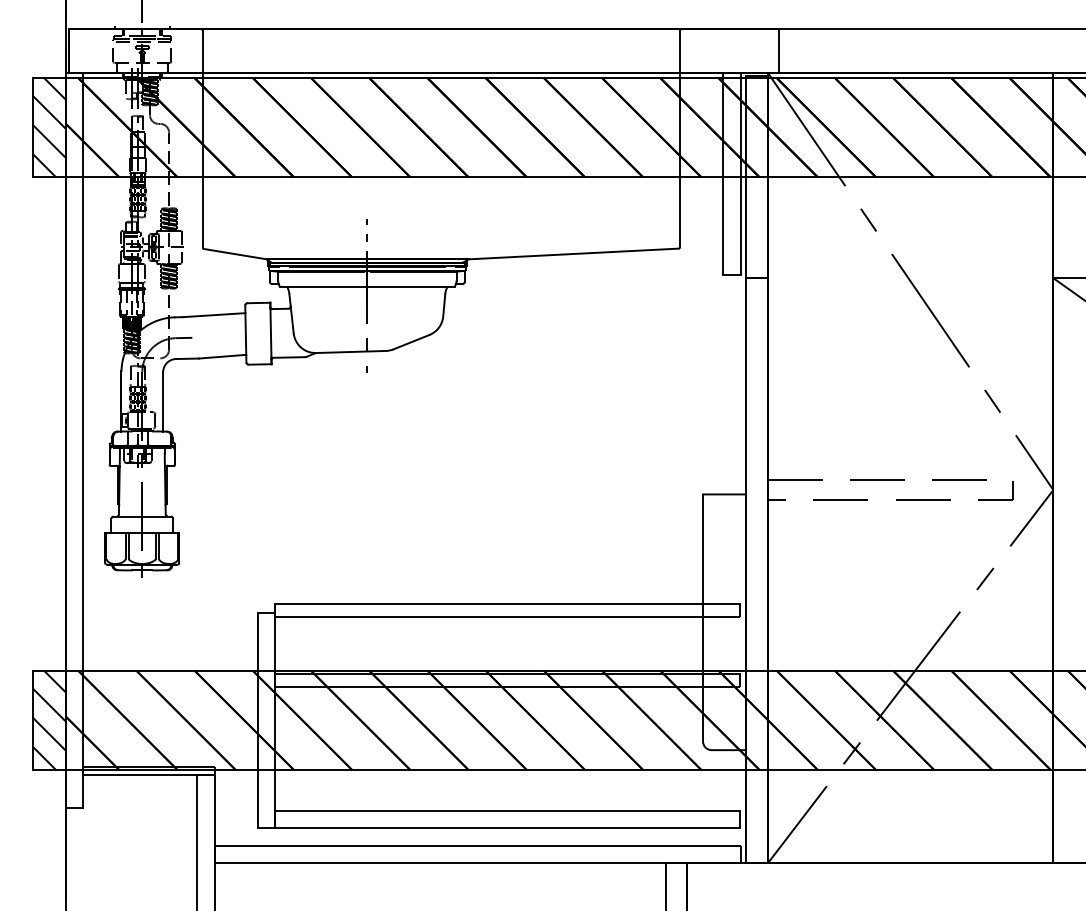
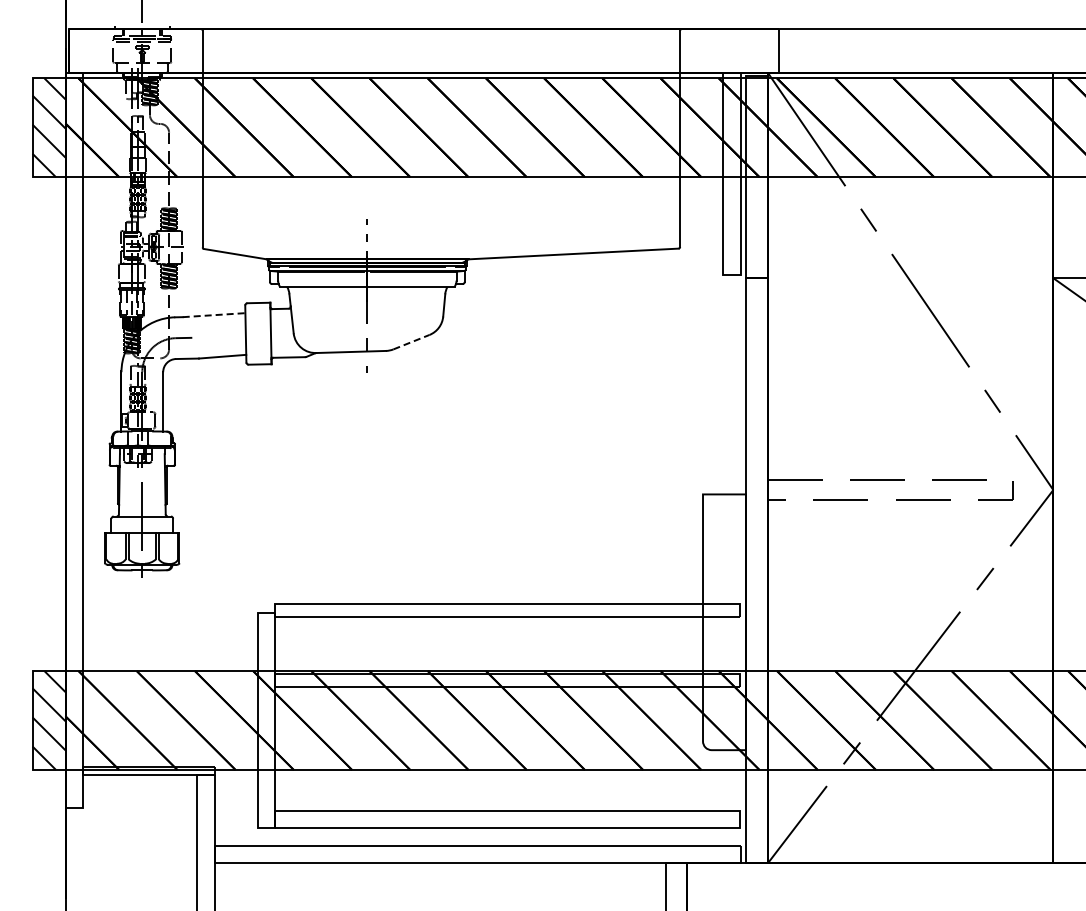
line: solid -> dashed (214, 315)
line: solid -> dashed (411, 342)
